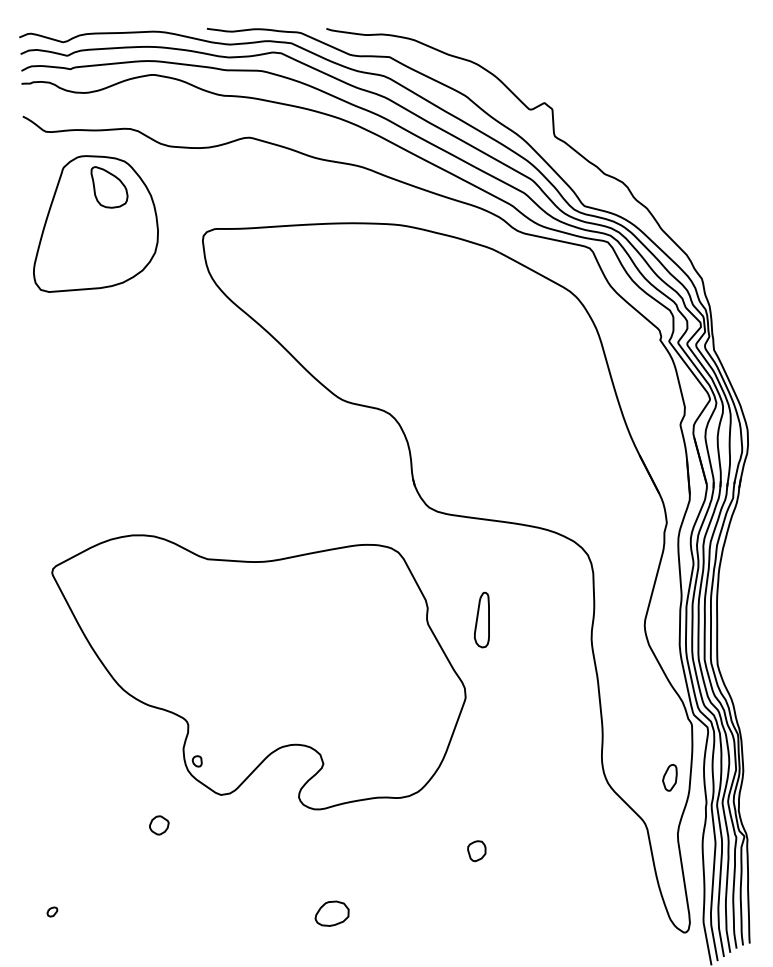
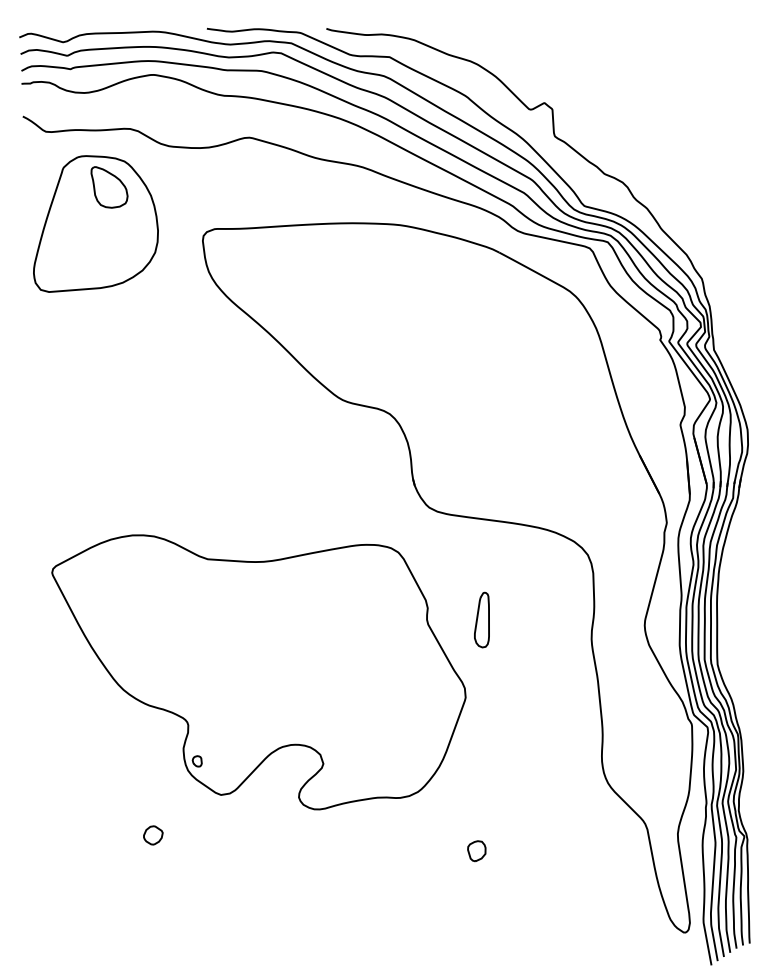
part: present -> none (669, 777)
part position: (159, 825) -> (153, 835) (153, 835)
part: present -> none (52, 911)
part: present -> none (331, 913)
